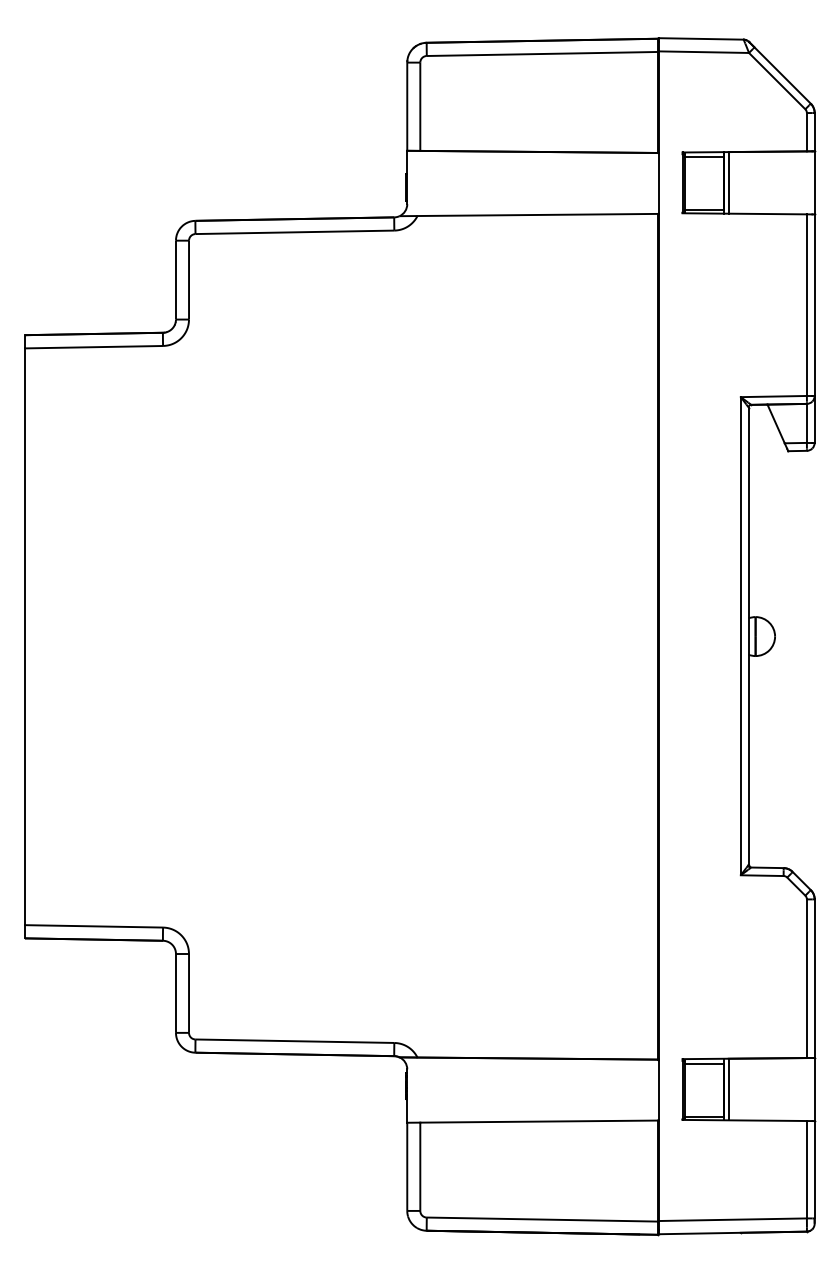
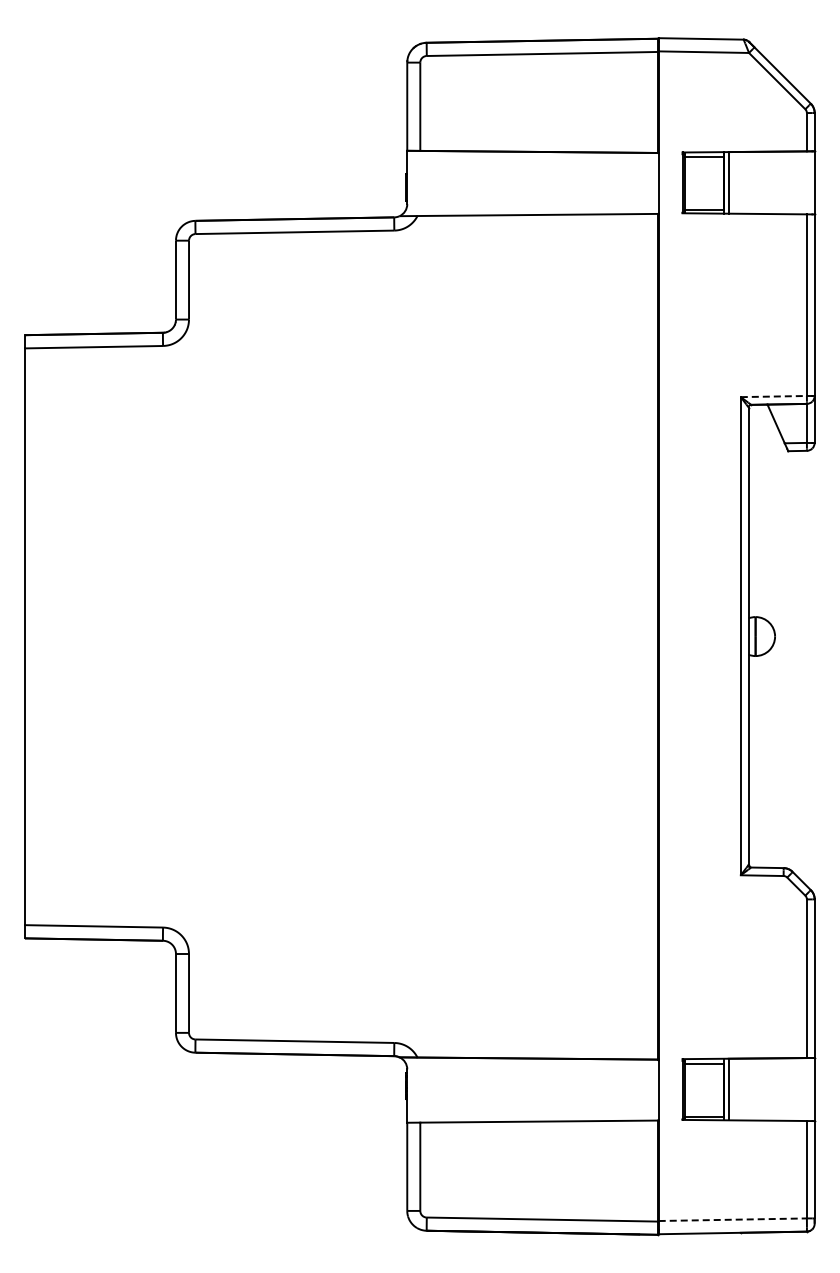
line: solid -> dashed (774, 396)
line: solid -> dashed (733, 1219)
